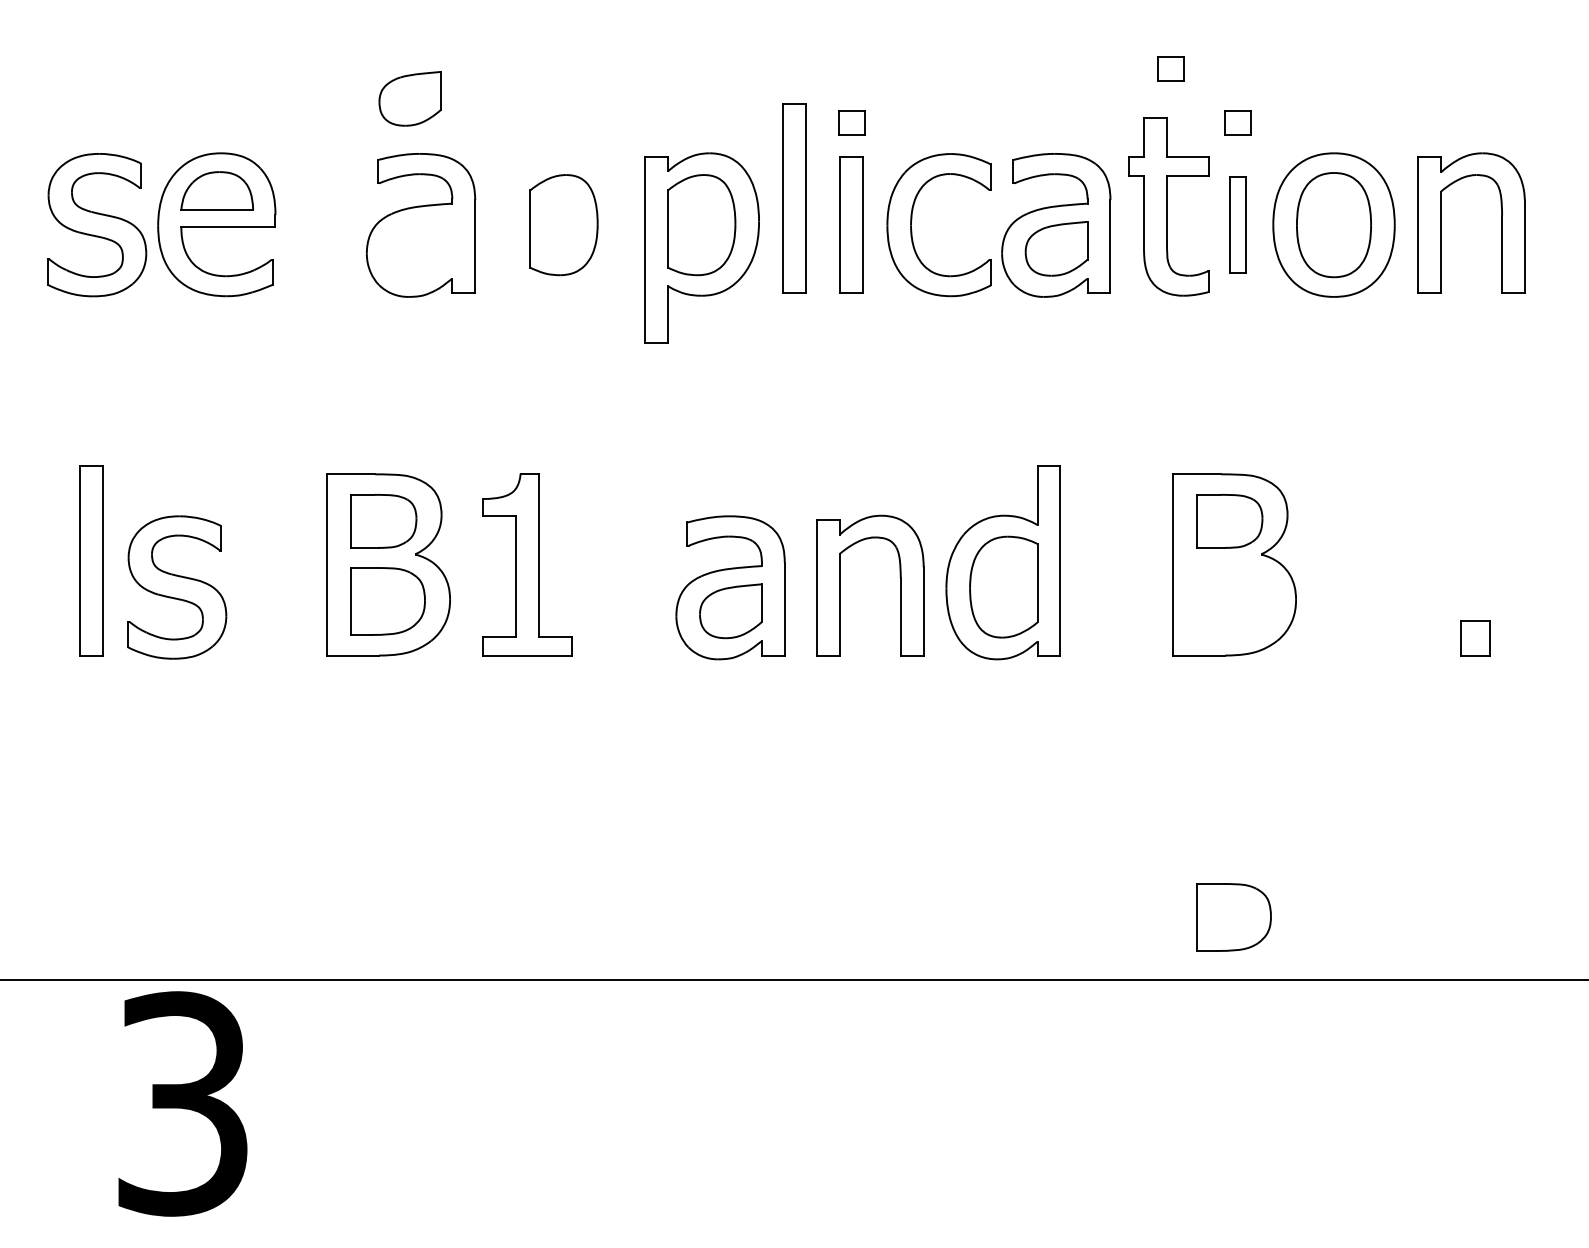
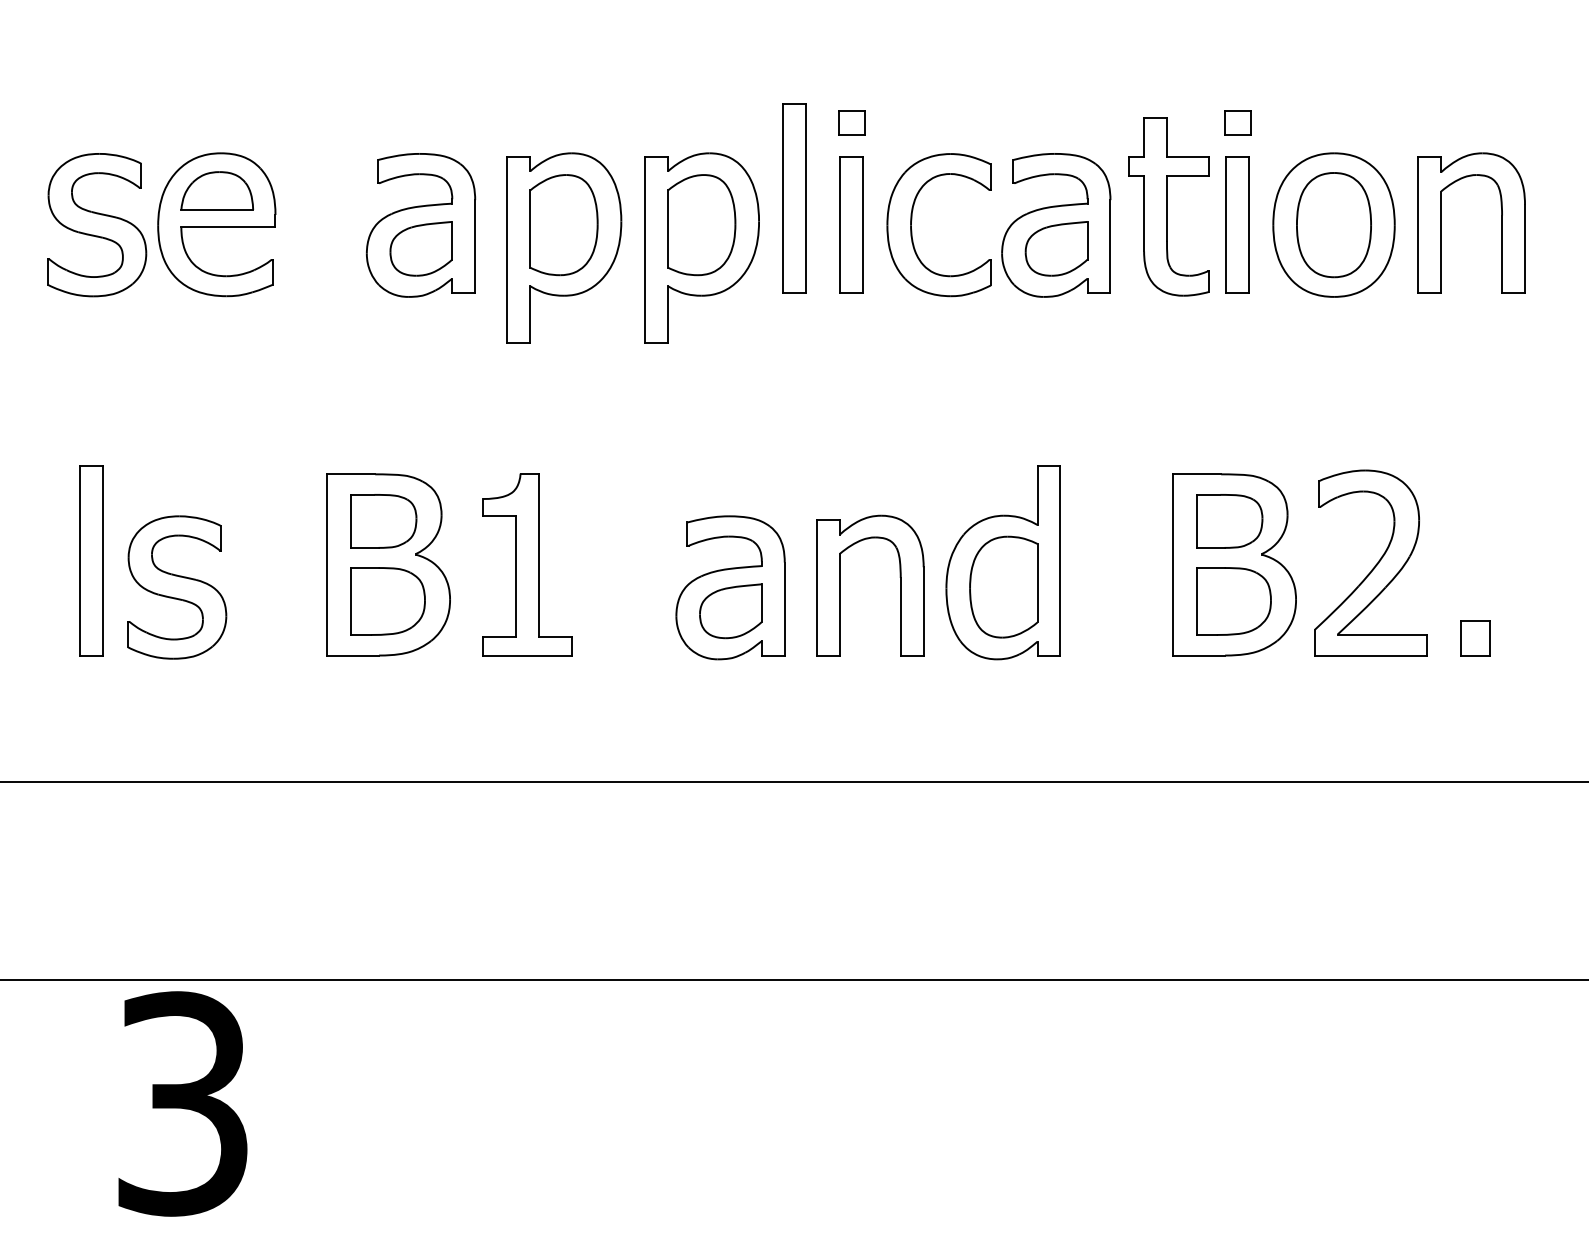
part: present -> none (1170, 68)
part position: (409, 98) -> (420, 248) (420, 248)
part size: 18x98 px -> 25x138 px (1237, 224)
part: none -> present (564, 247)
part: none -> present (1370, 562)
line: none -> present (793, 781)
part position: (1233, 917) -> (1233, 601) (1233, 601)
